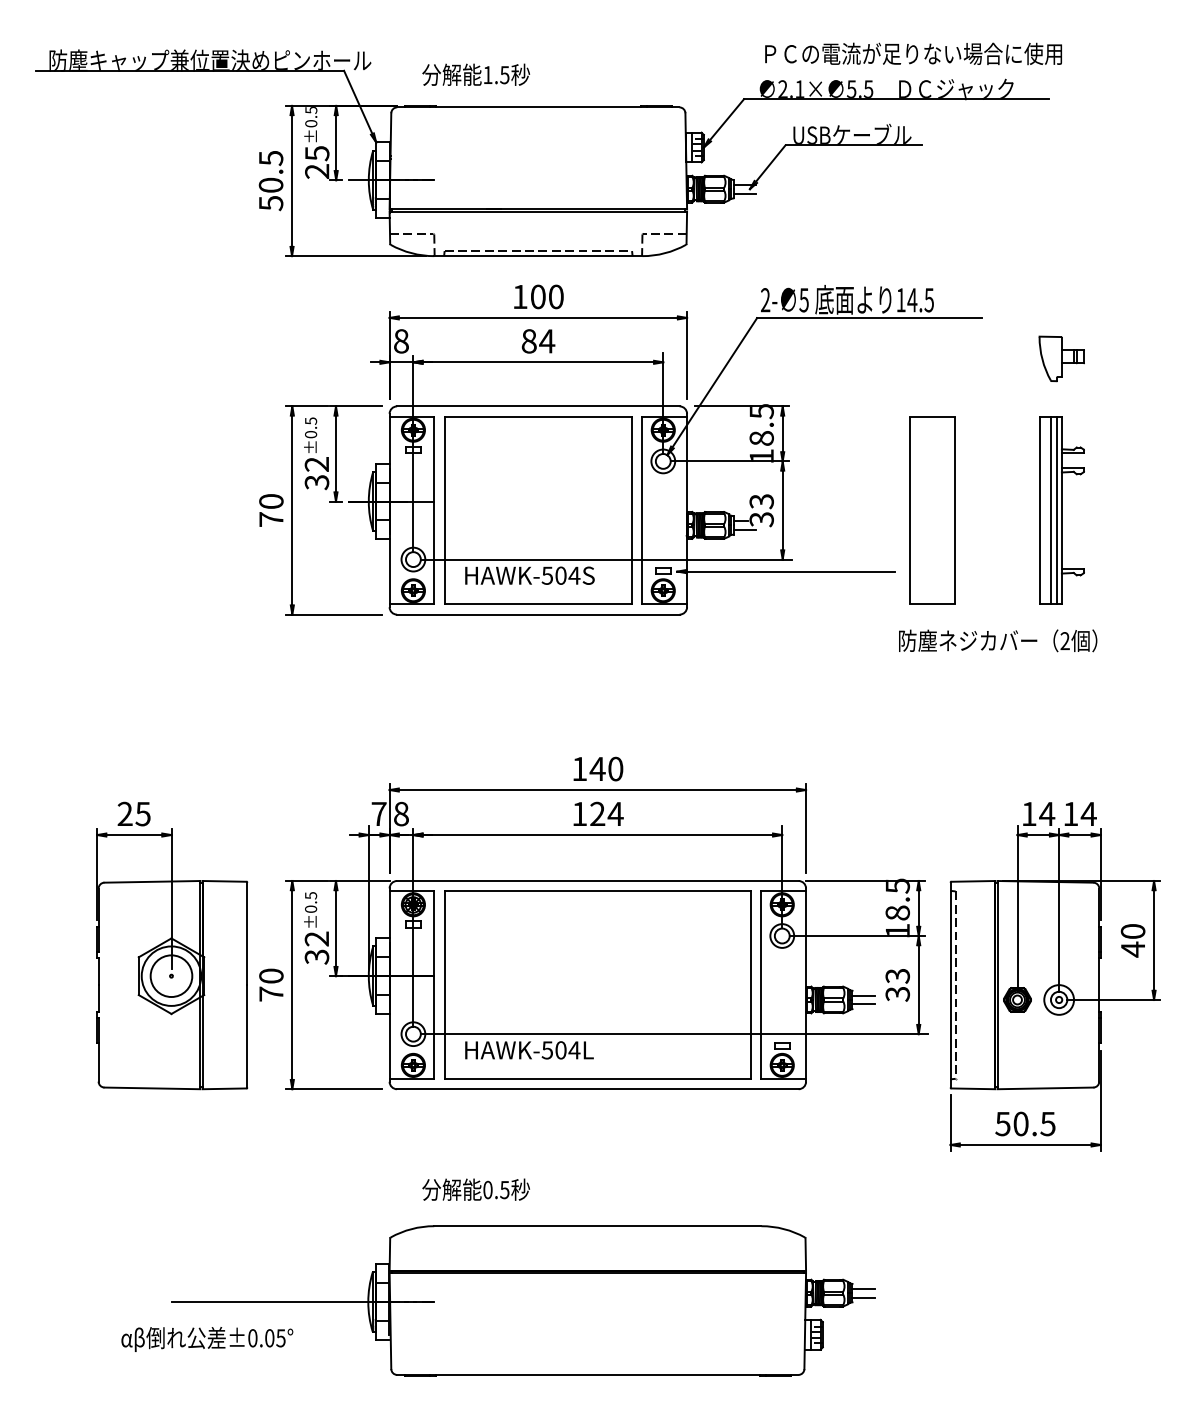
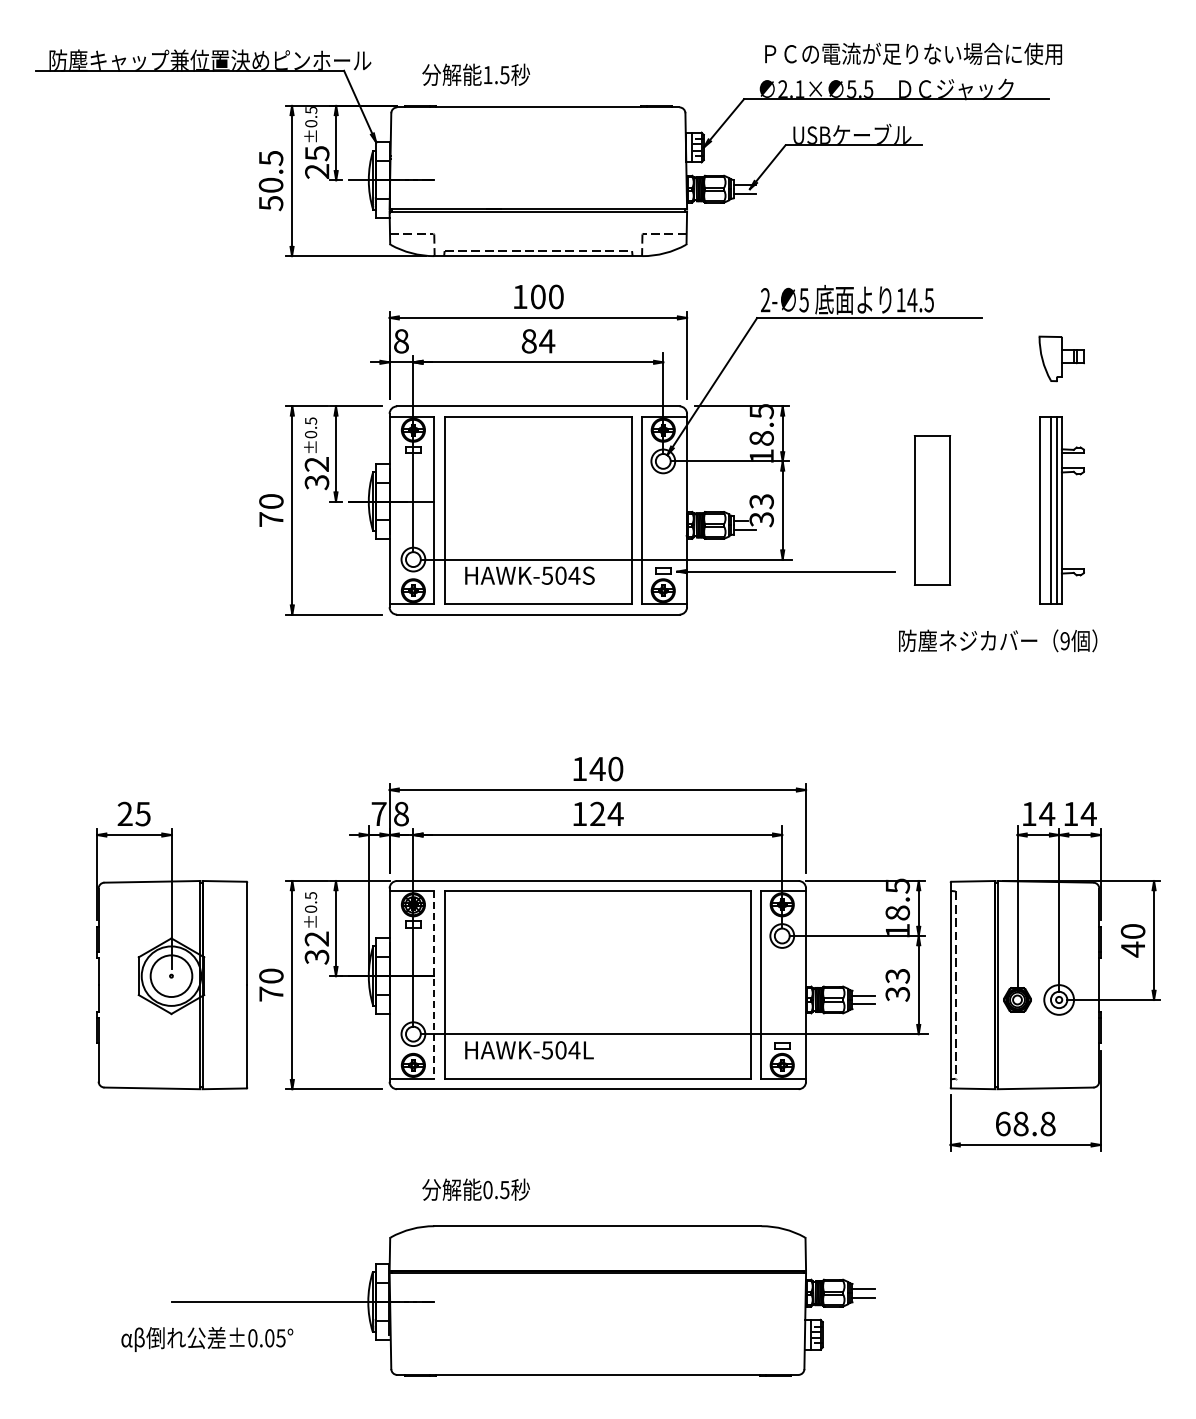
part size: 47x189 px -> 39x151 px (932, 510)
text: 2 -> 9 (1064, 641)
line: solid -> dashed (434, 985)
text: 50.5 -> 68.8 (1025, 1123)
